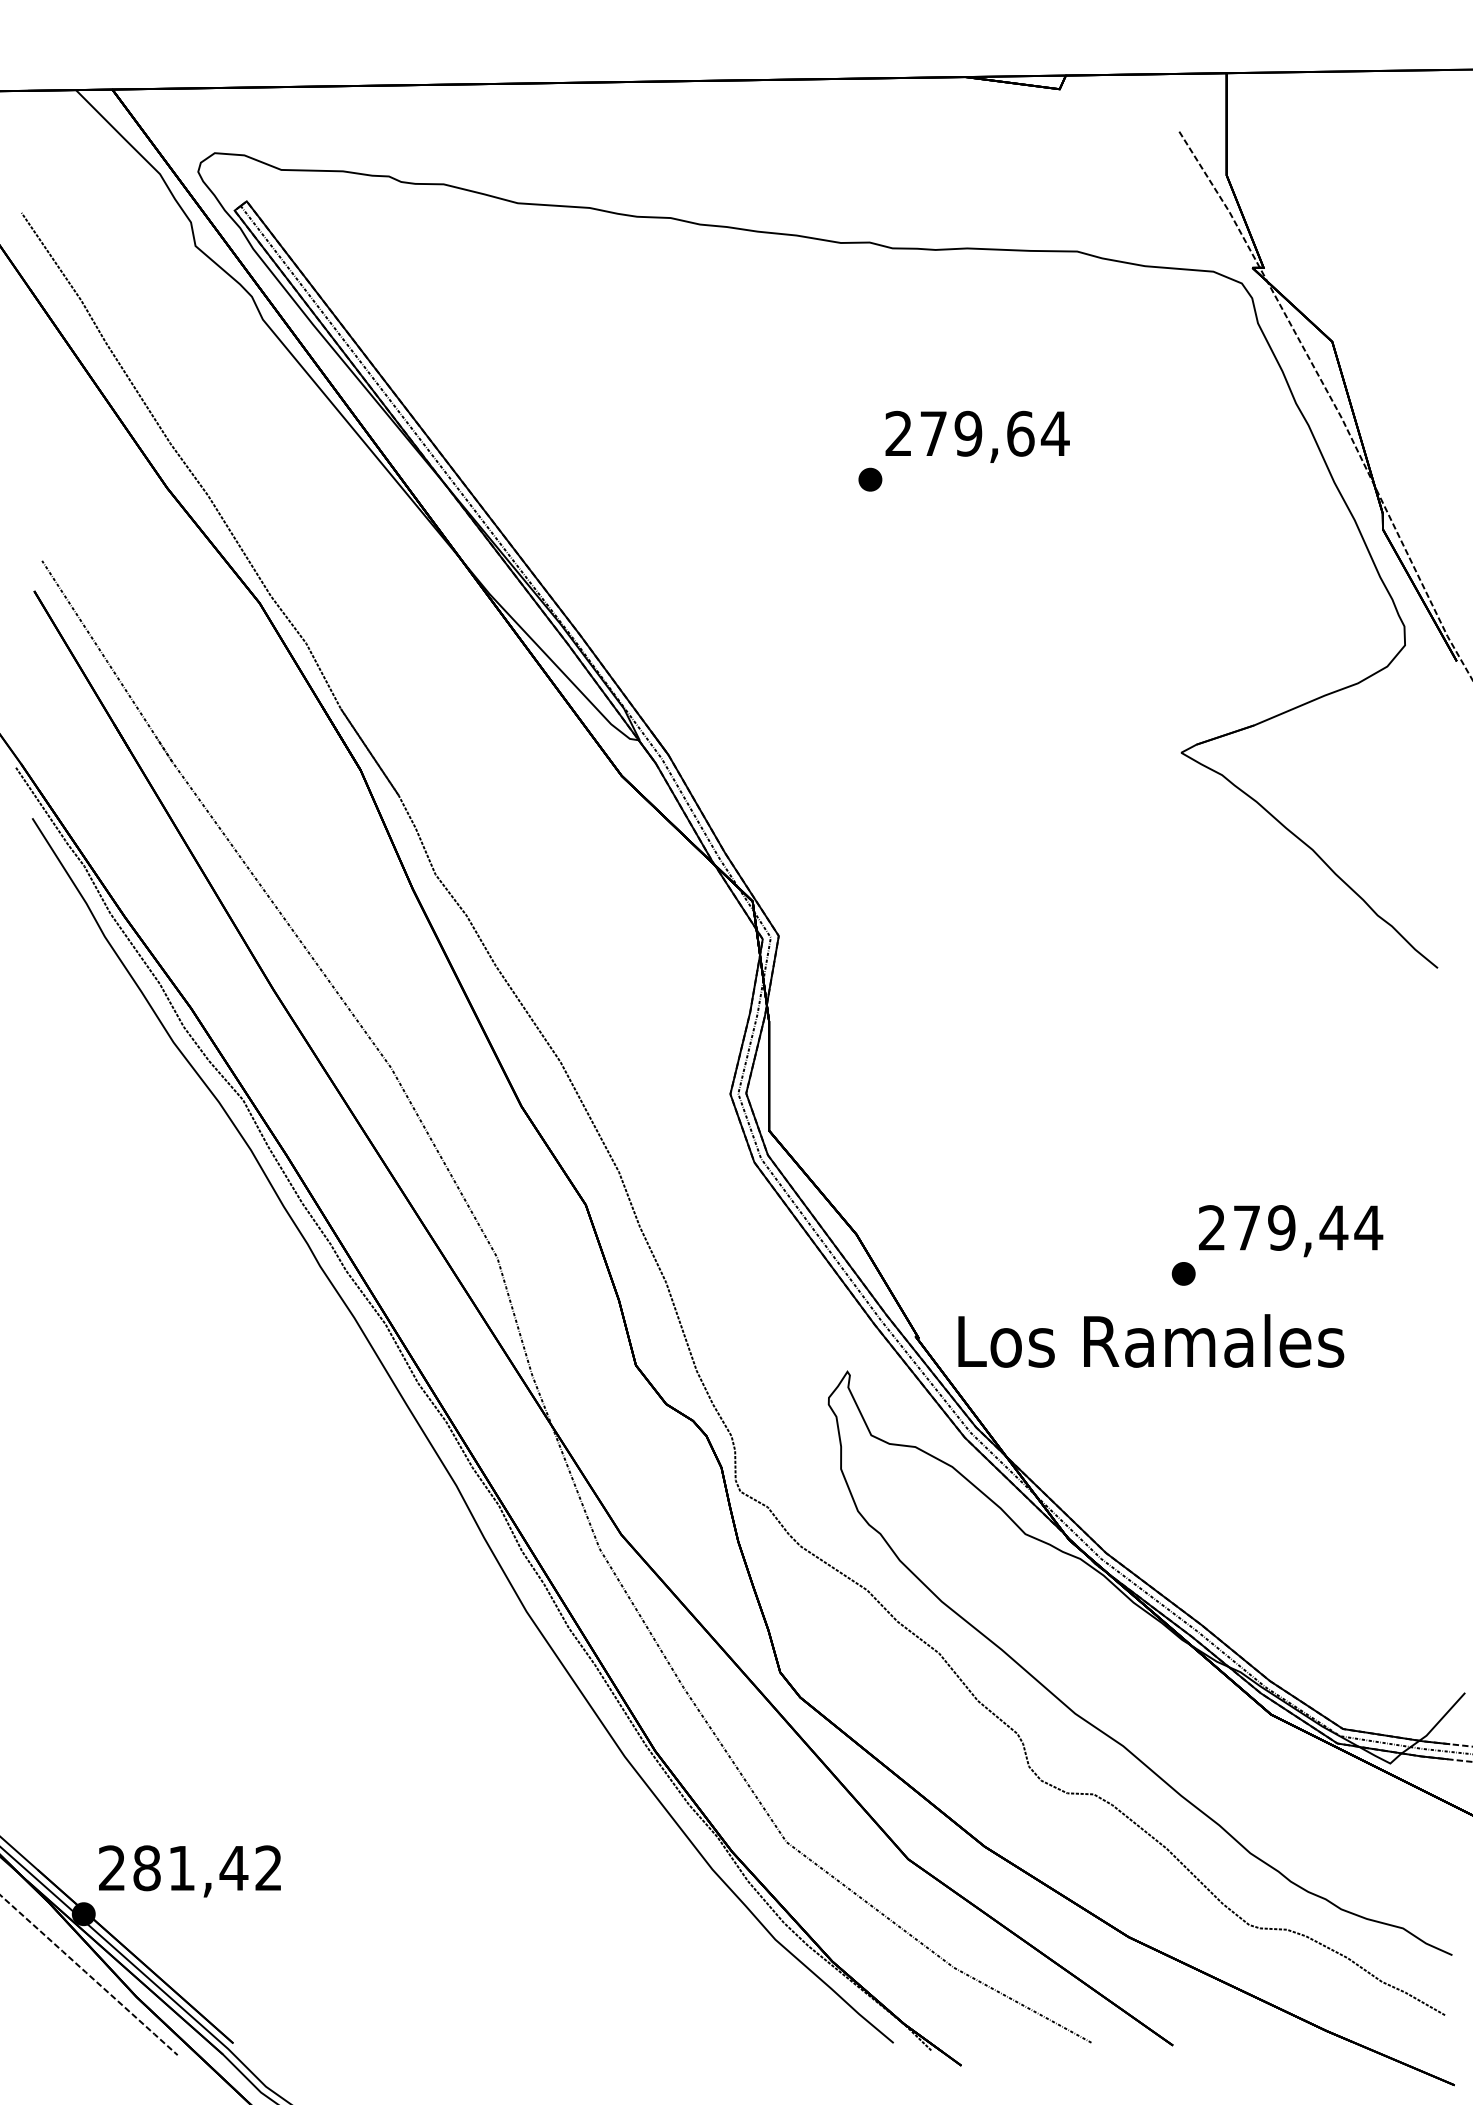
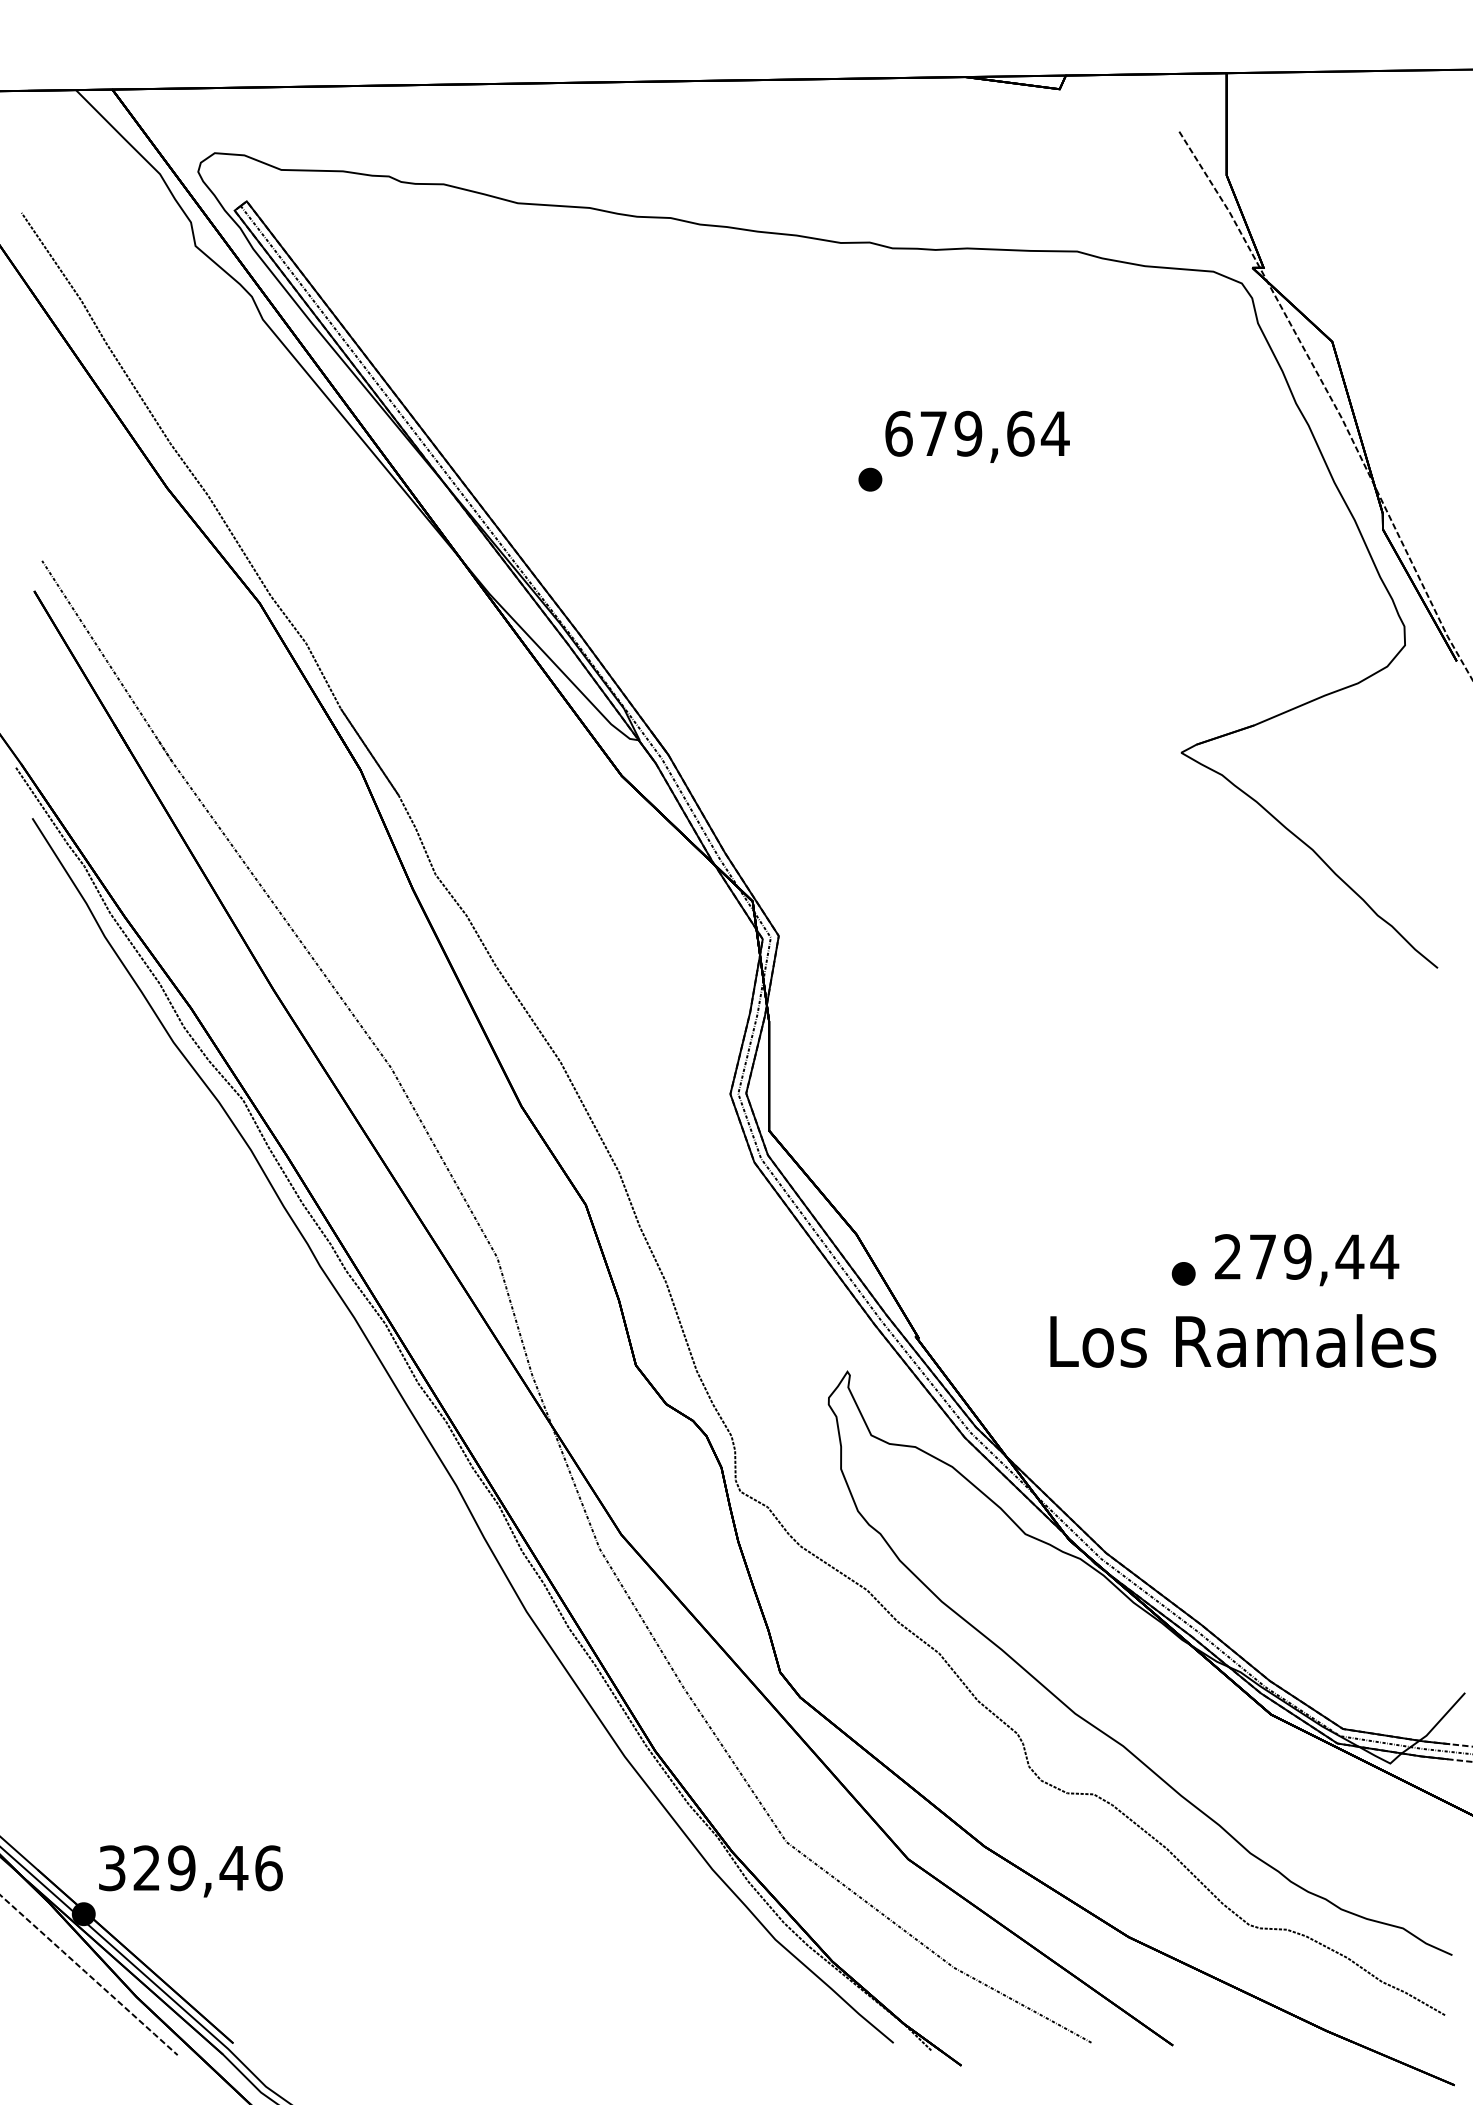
text: 279,64 -> 679,64 (898, 433)
text position: (1291, 1231) -> (1307, 1260) (1307, 1260)
text position: (1151, 1340) -> (1243, 1340) (1243, 1340)
text: 281,42 -> 329,46 (190, 1868)
